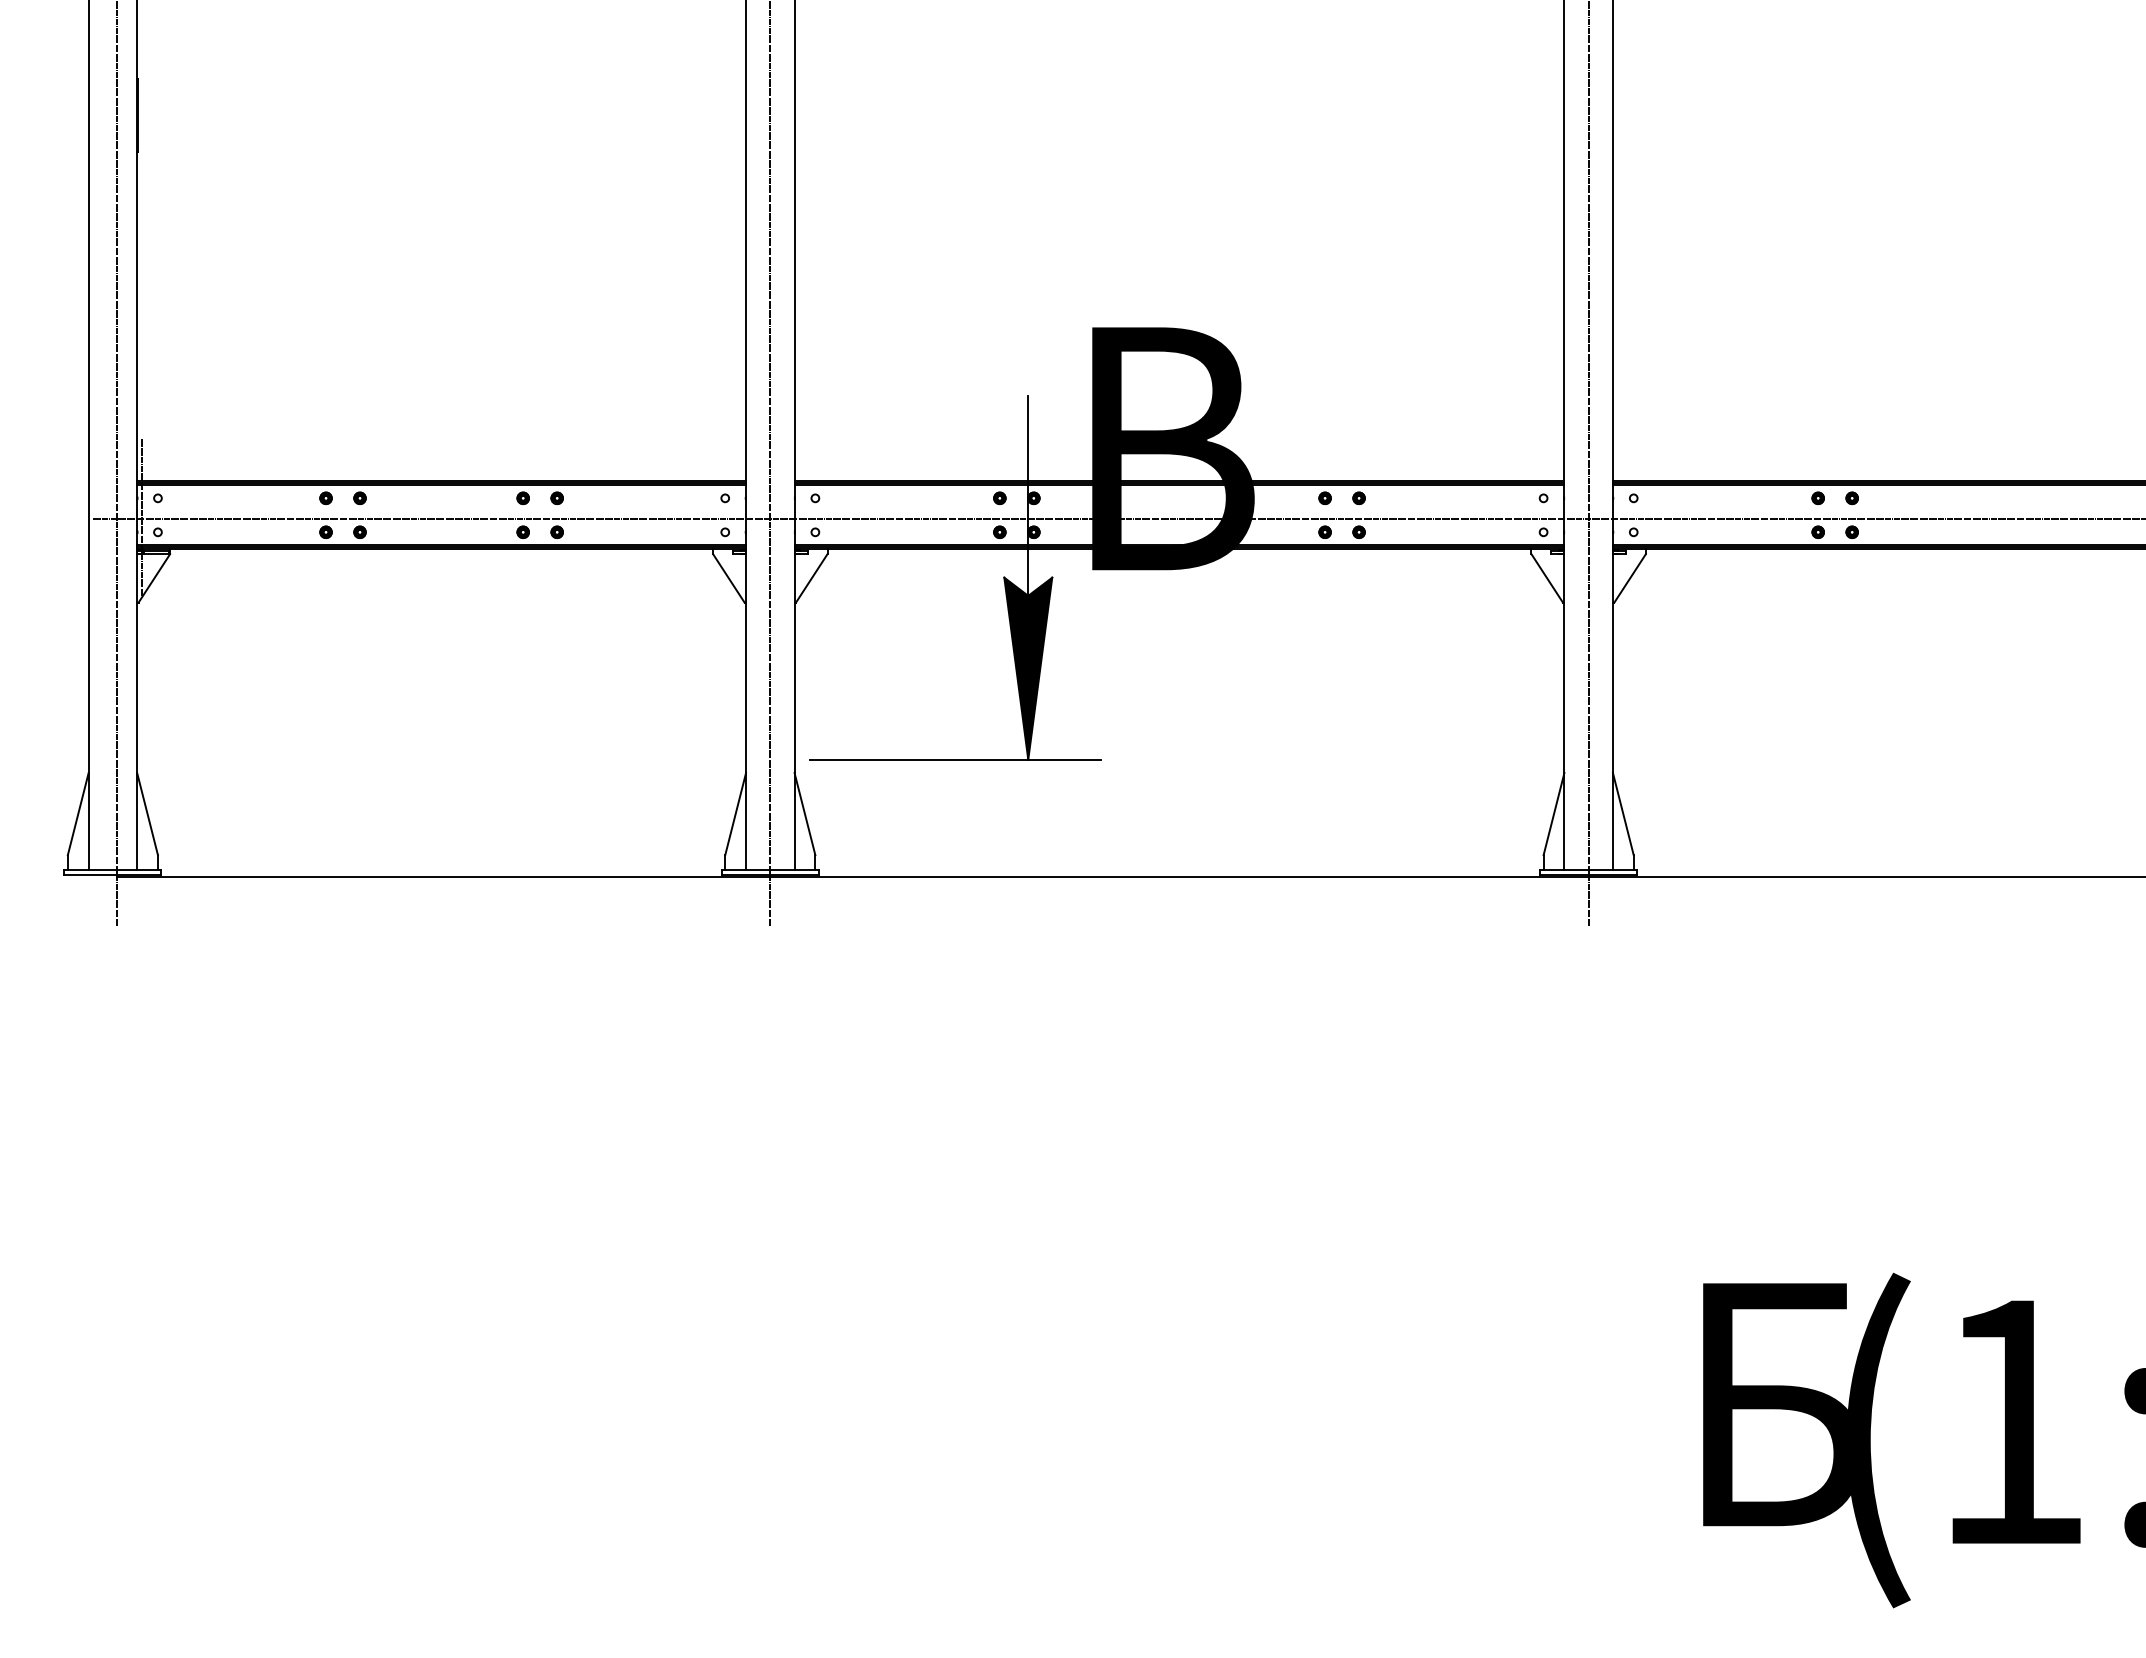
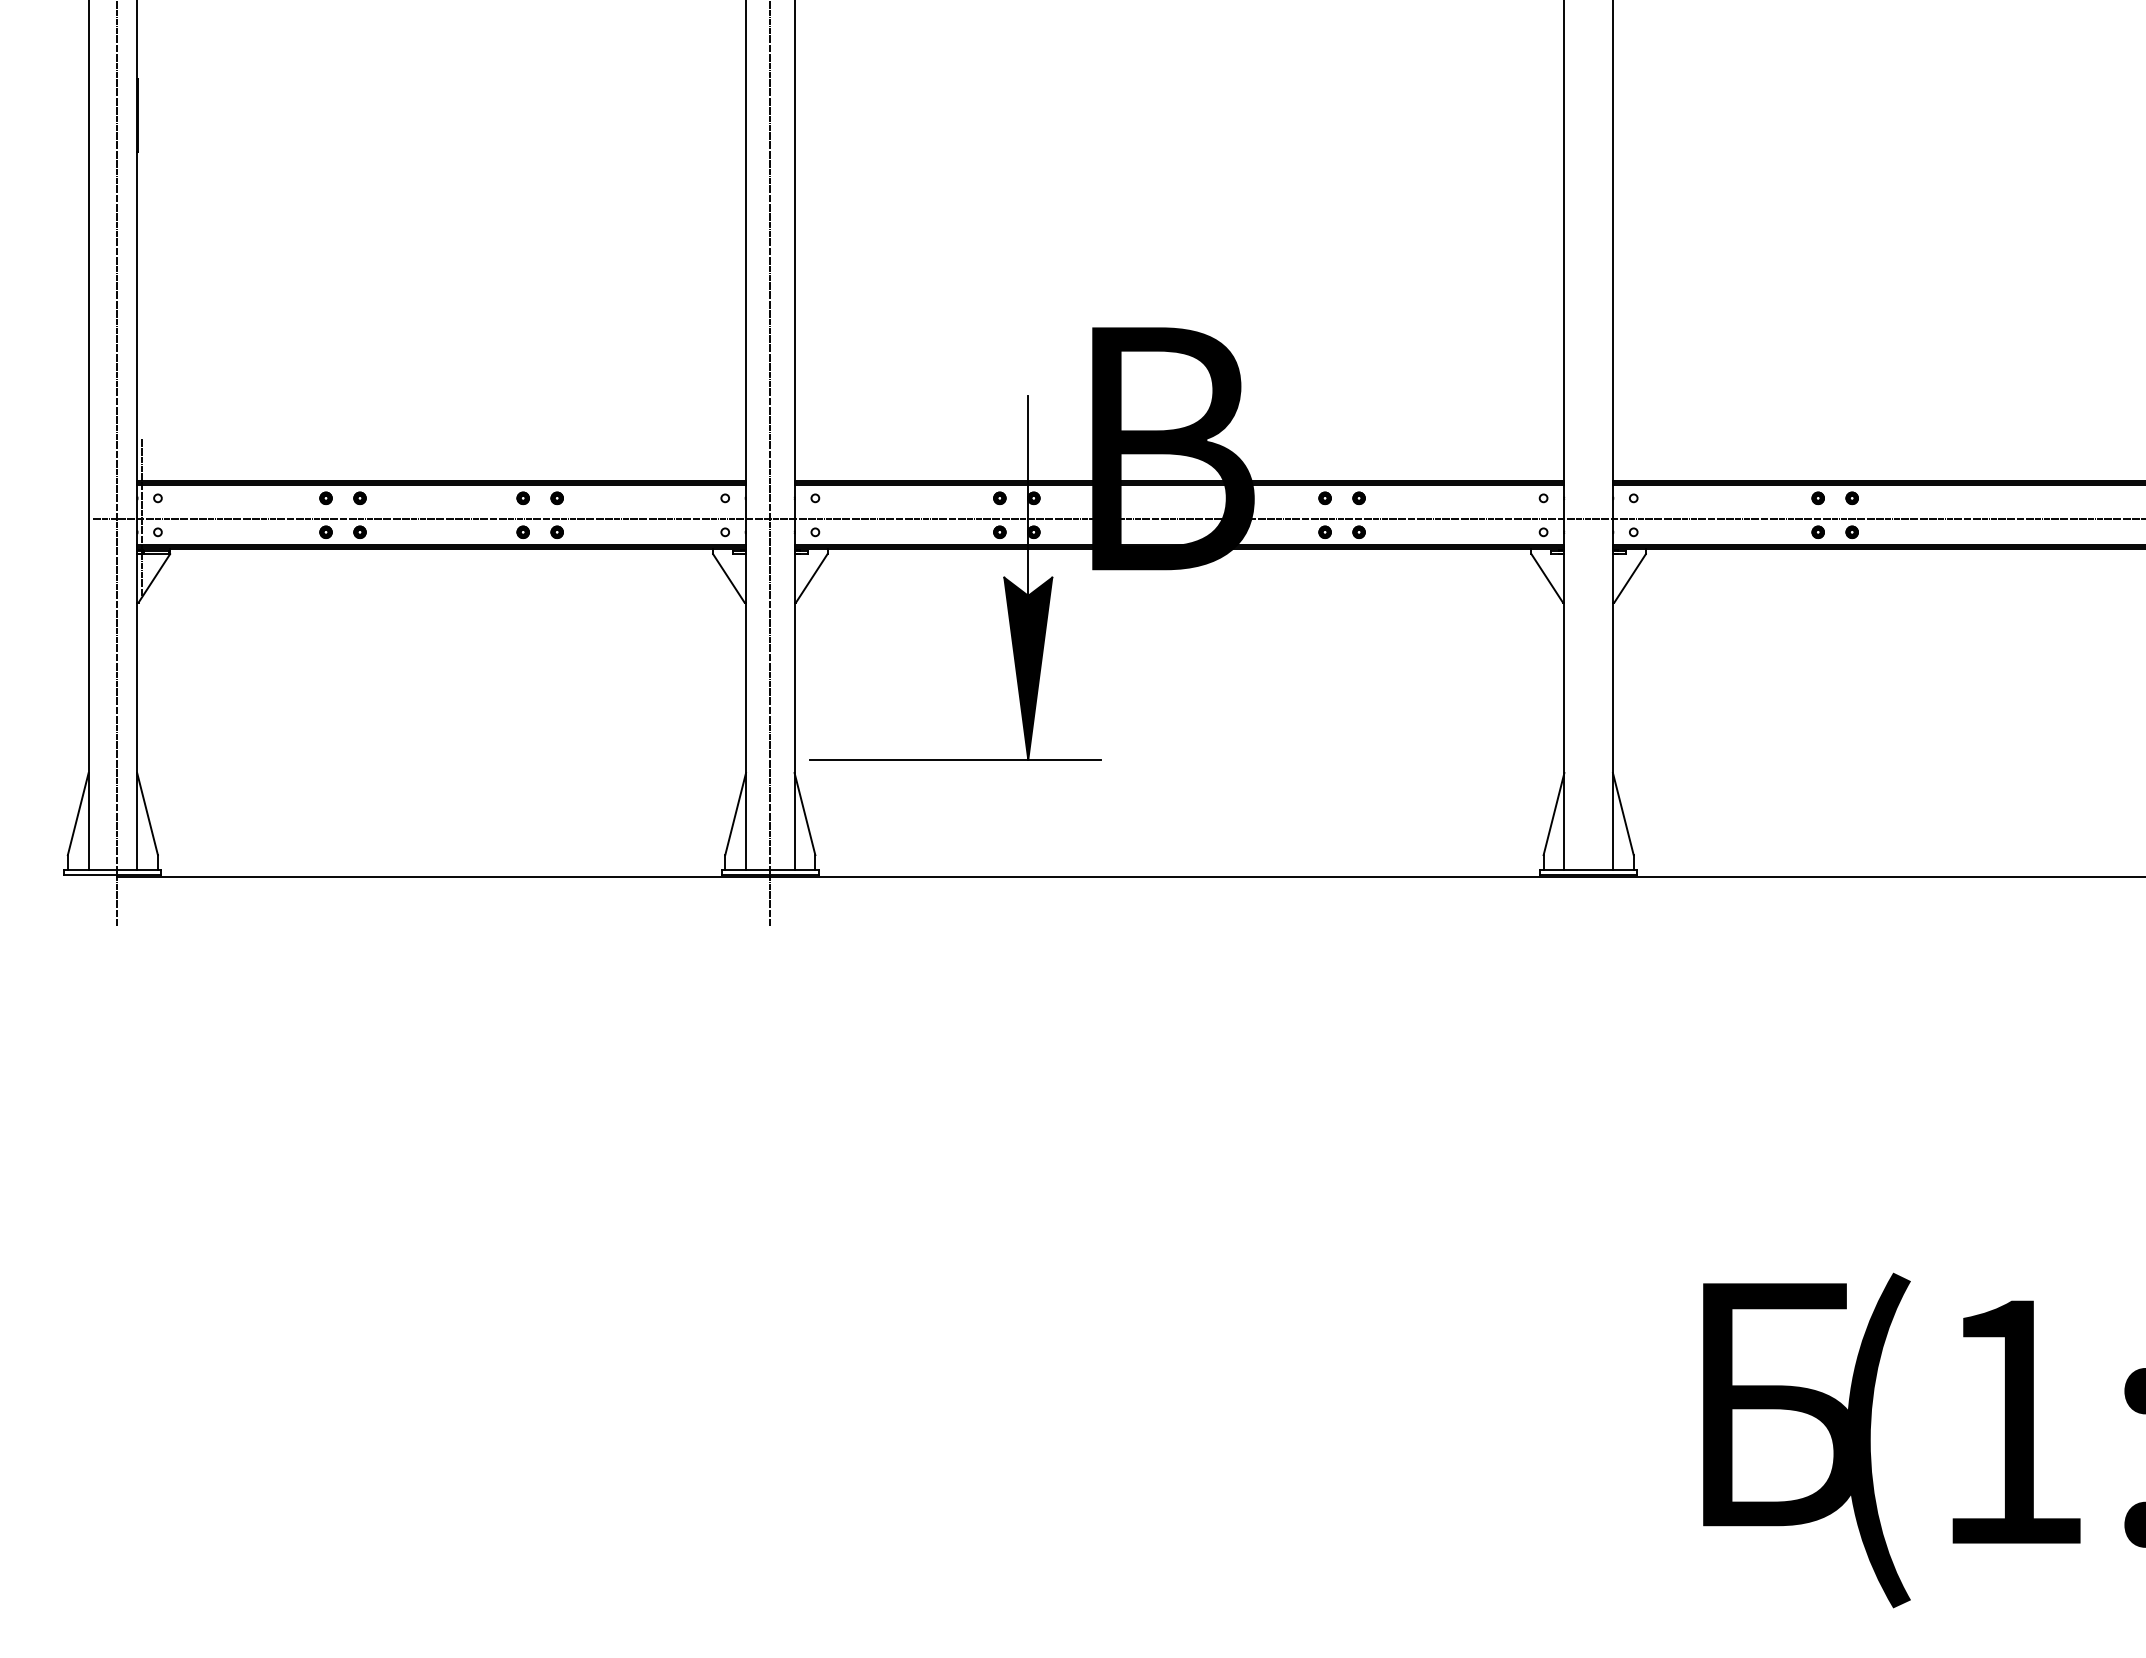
line: present -> none (1588, 463)
